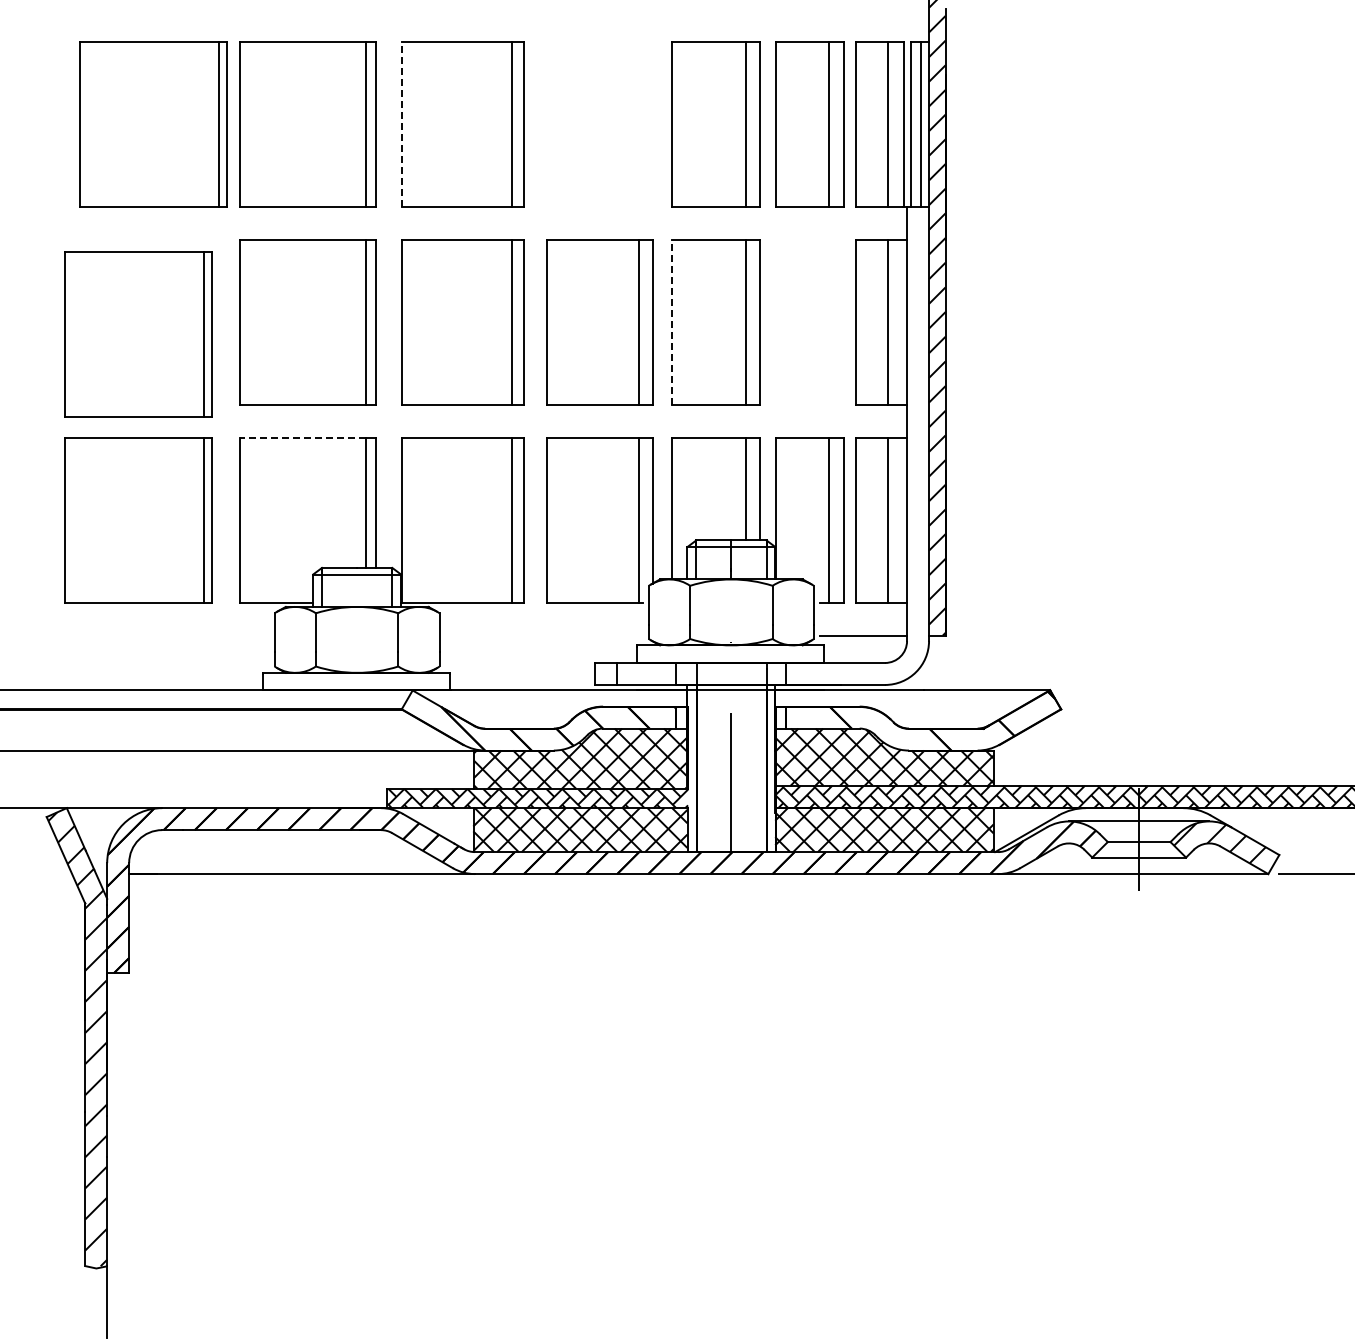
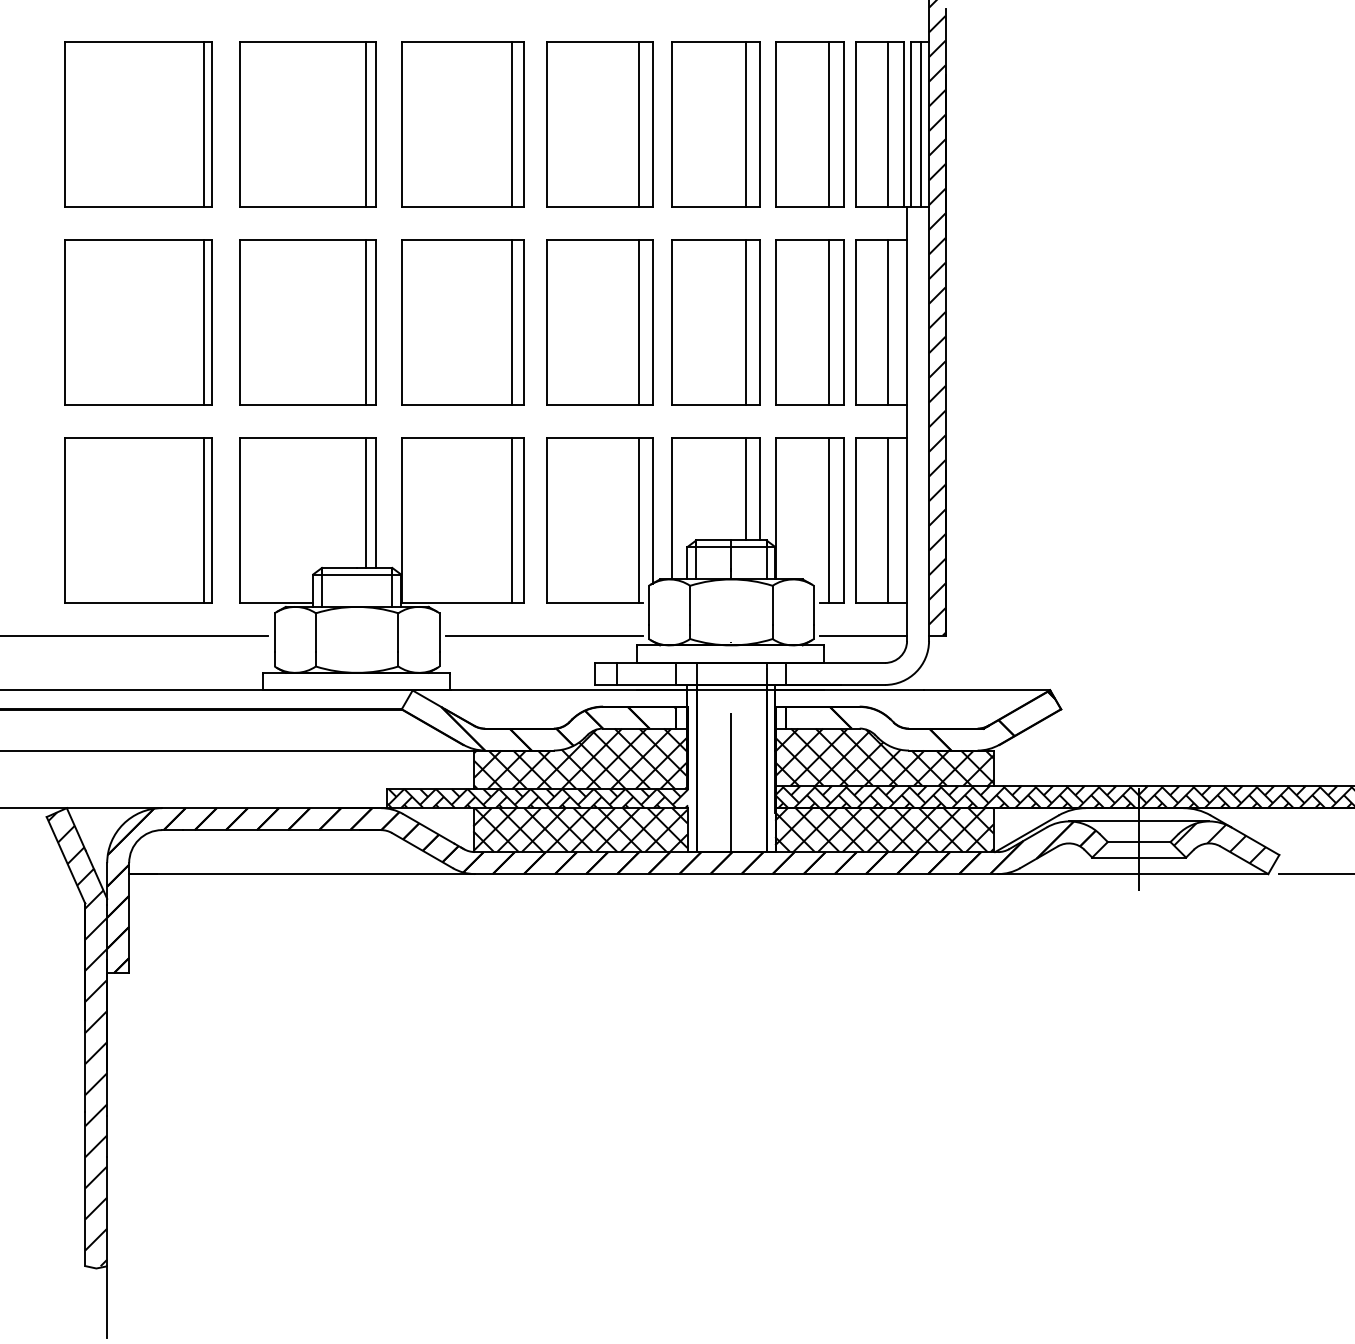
line: dashed -> solid (401, 123)
part position: (153, 124) -> (138, 124) (138, 124)
part: none -> present (599, 124)
line: dashed -> solid (671, 321)
part: none -> present (809, 322)
part position: (138, 334) -> (138, 322) (138, 322)
line: dashed -> solid (303, 437)
line: none -> present (135, 635)
line: none -> present (544, 635)
